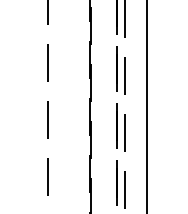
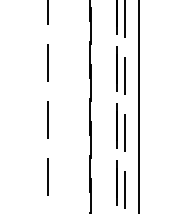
line position: (147, 106) -> (139, 106) (139, 106)
